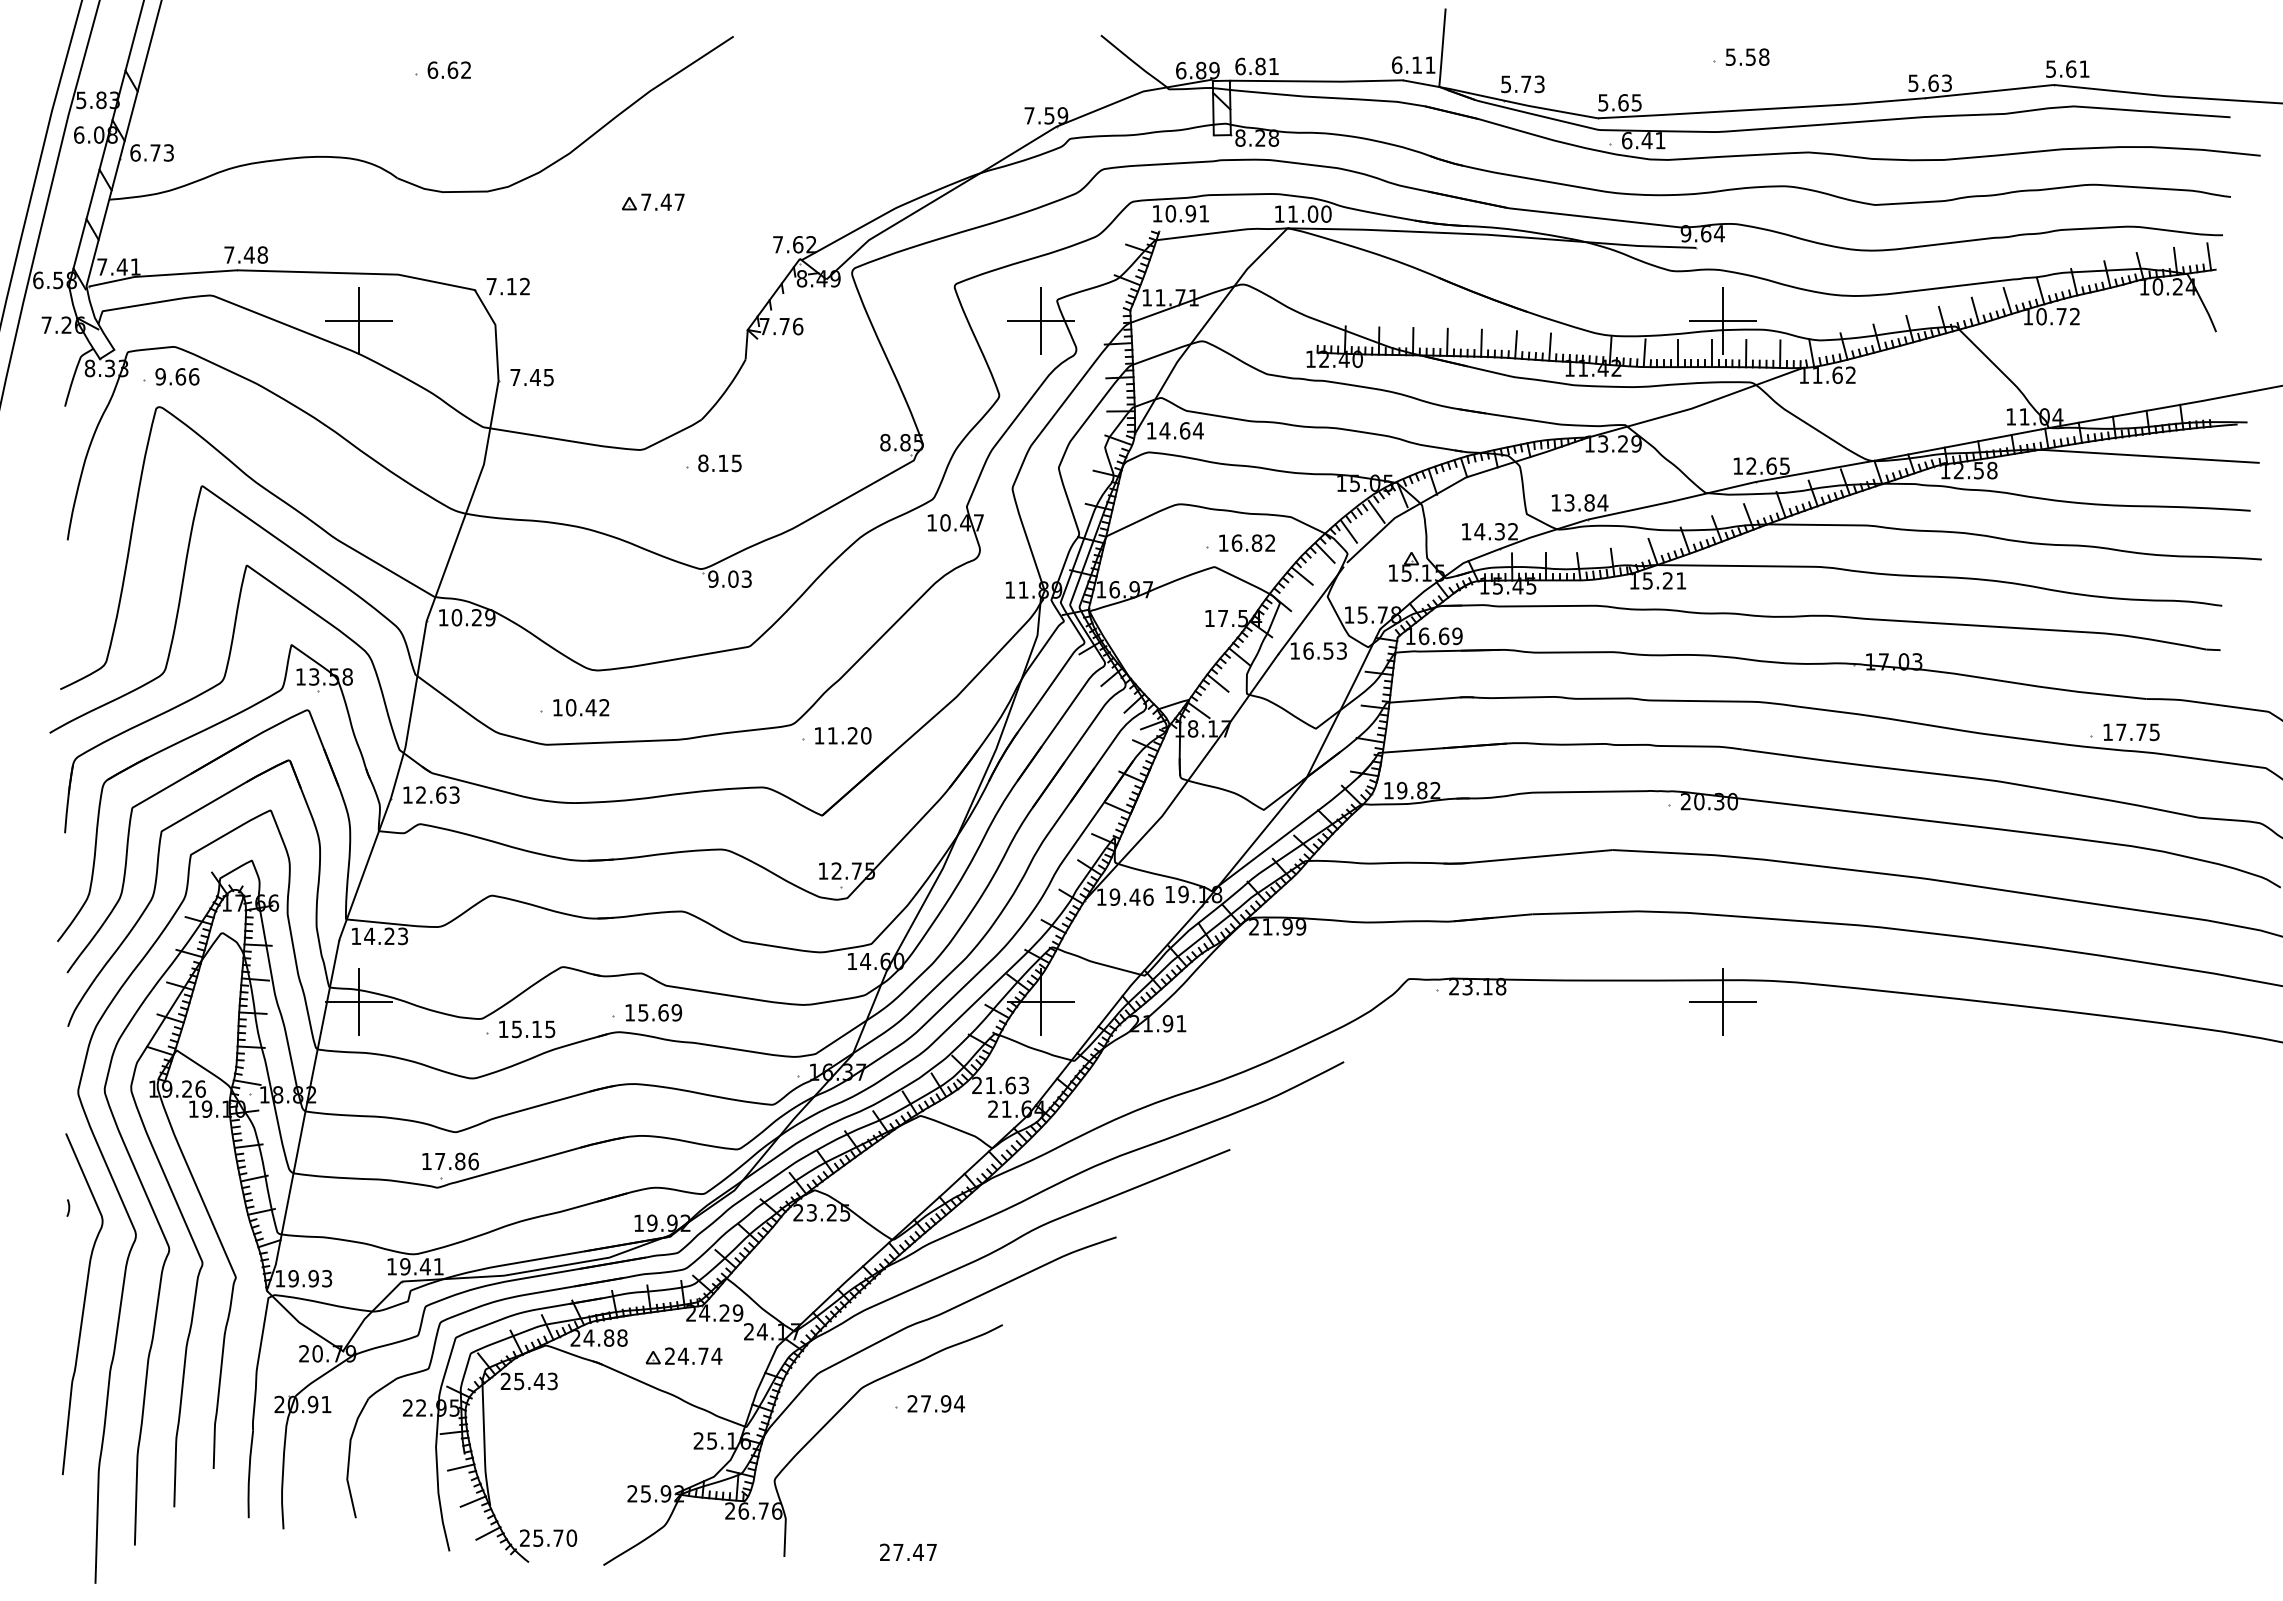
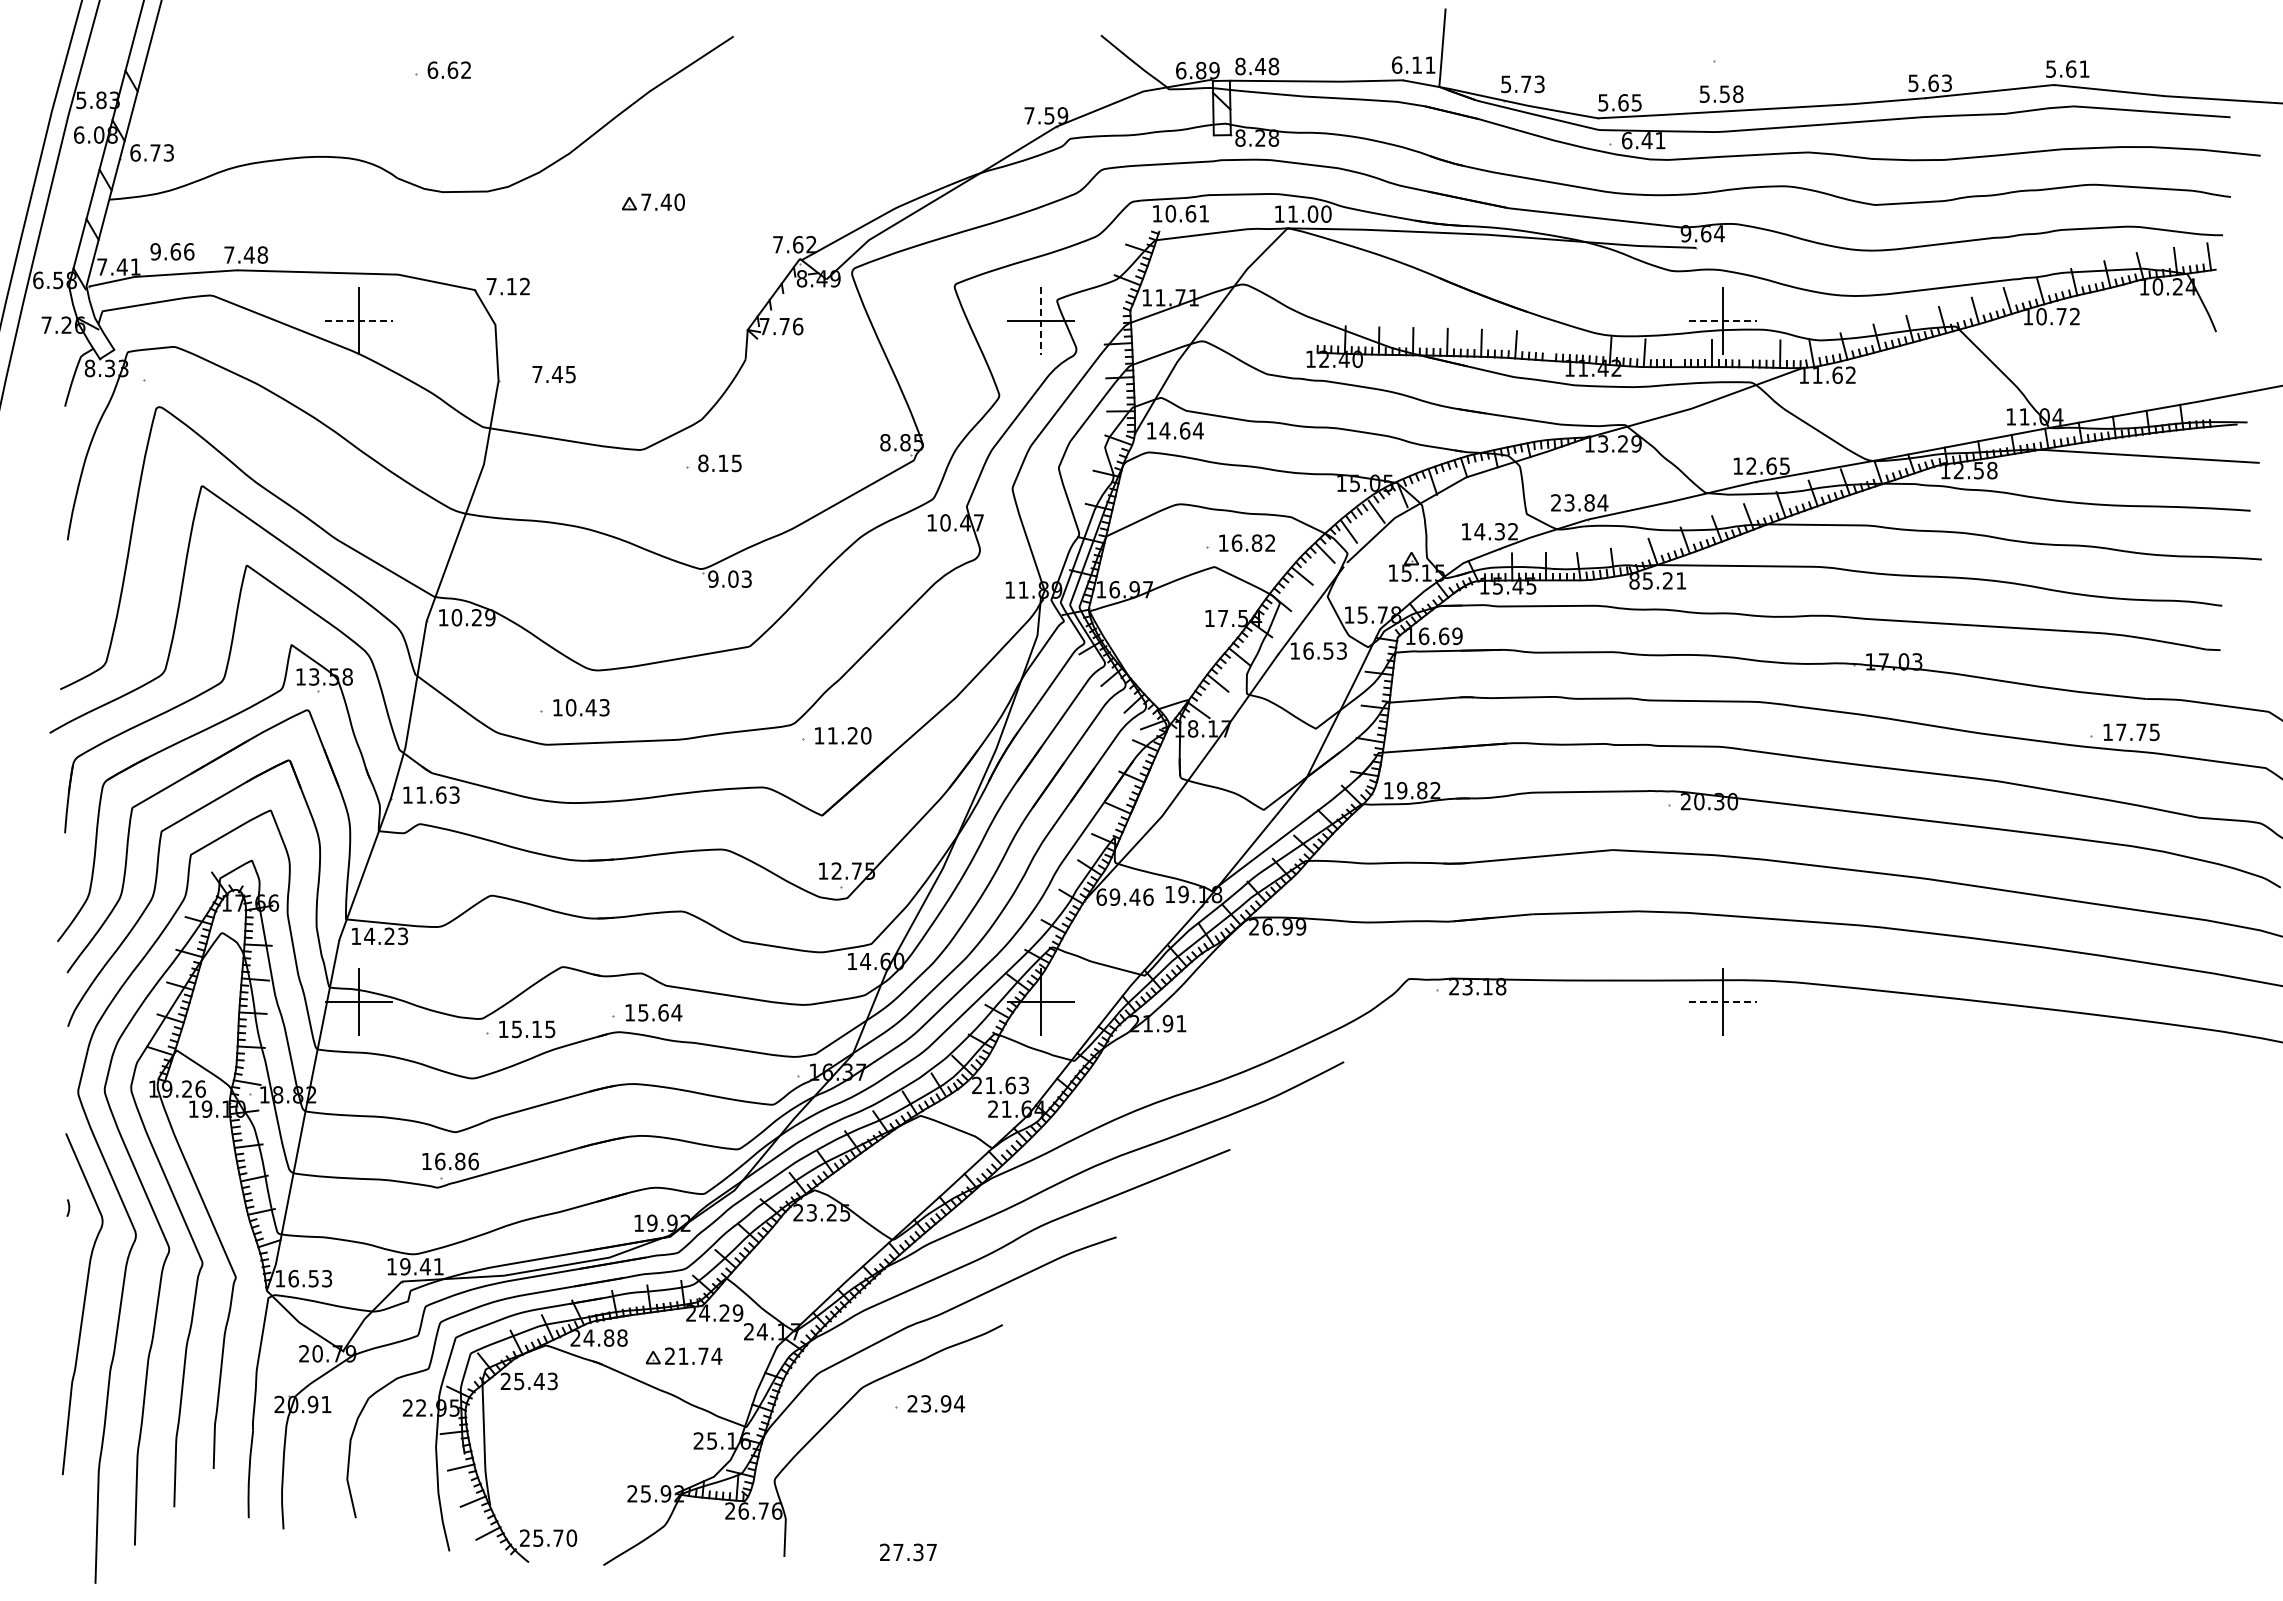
text position: (1747, 56) -> (1721, 93) (1721, 93)
text: 6.81 -> 8.48 (1257, 66)
text: 7.47 -> 7.40 (679, 201)
text: 10.91 -> 10.61 (1190, 213)
line: solid -> dashed (359, 320)
line: solid -> dashed (1723, 320)
line: solid -> dashed (1041, 321)
line: present -> none (1550, 346)
line: present -> none (1677, 353)
line: present -> none (1746, 353)
text position: (177, 376) -> (172, 251) (172, 251)
text position: (531, 377) -> (553, 374) (553, 374)
text: 13.84 -> 23.84 (1555, 502)
text: 15.21 -> 85.21 (1634, 581)
text: 10.42 -> 10.43 (604, 707)
text: 12.63 -> 11.63 (420, 794)
text: 19.46 -> 69.46 (1101, 896)
text: 21.99 -> 26.99 (1267, 926)
line: solid -> dashed (1723, 1002)
text: 15.69 -> 15.64 (676, 1012)
text: 17.86 -> 16.86 (440, 1161)
text: 19.93 -> 16.53 (303, 1278)
text: 24.74 -> 21.74 (682, 1355)
text: 27.94 -> 23.94 (926, 1403)
text: 27.47 -> 27.37 (918, 1552)
